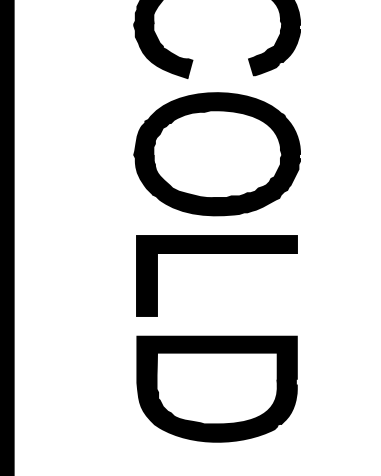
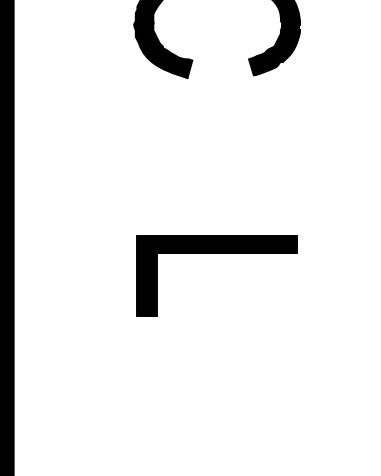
part: present -> none (216, 154)
part: present -> none (216, 388)
